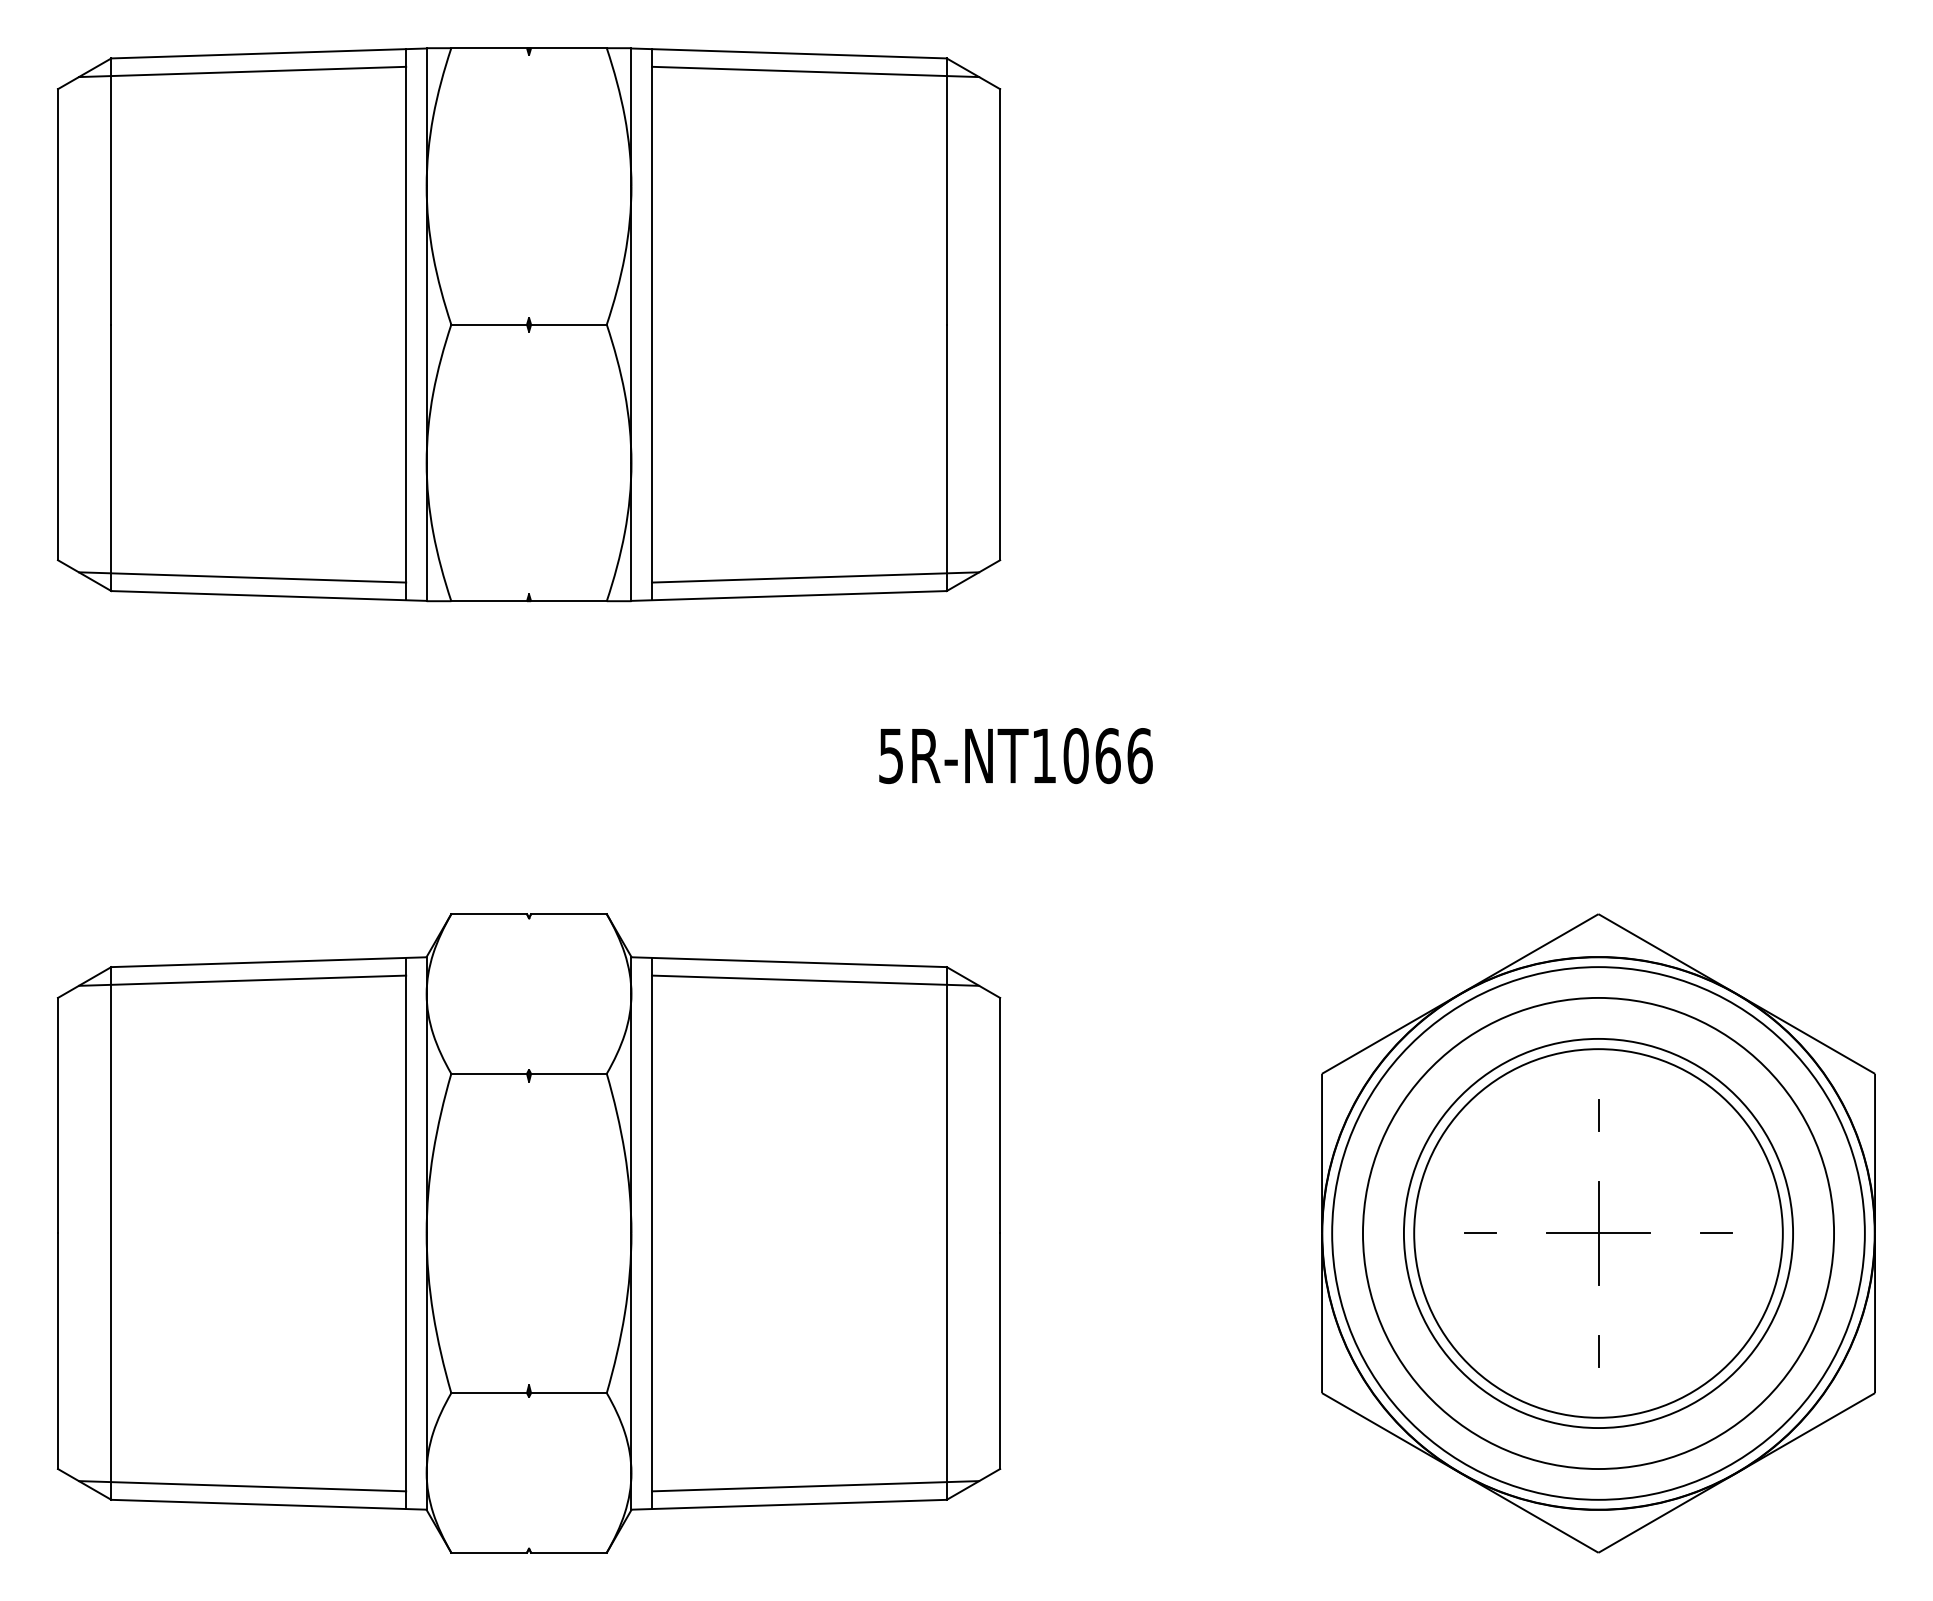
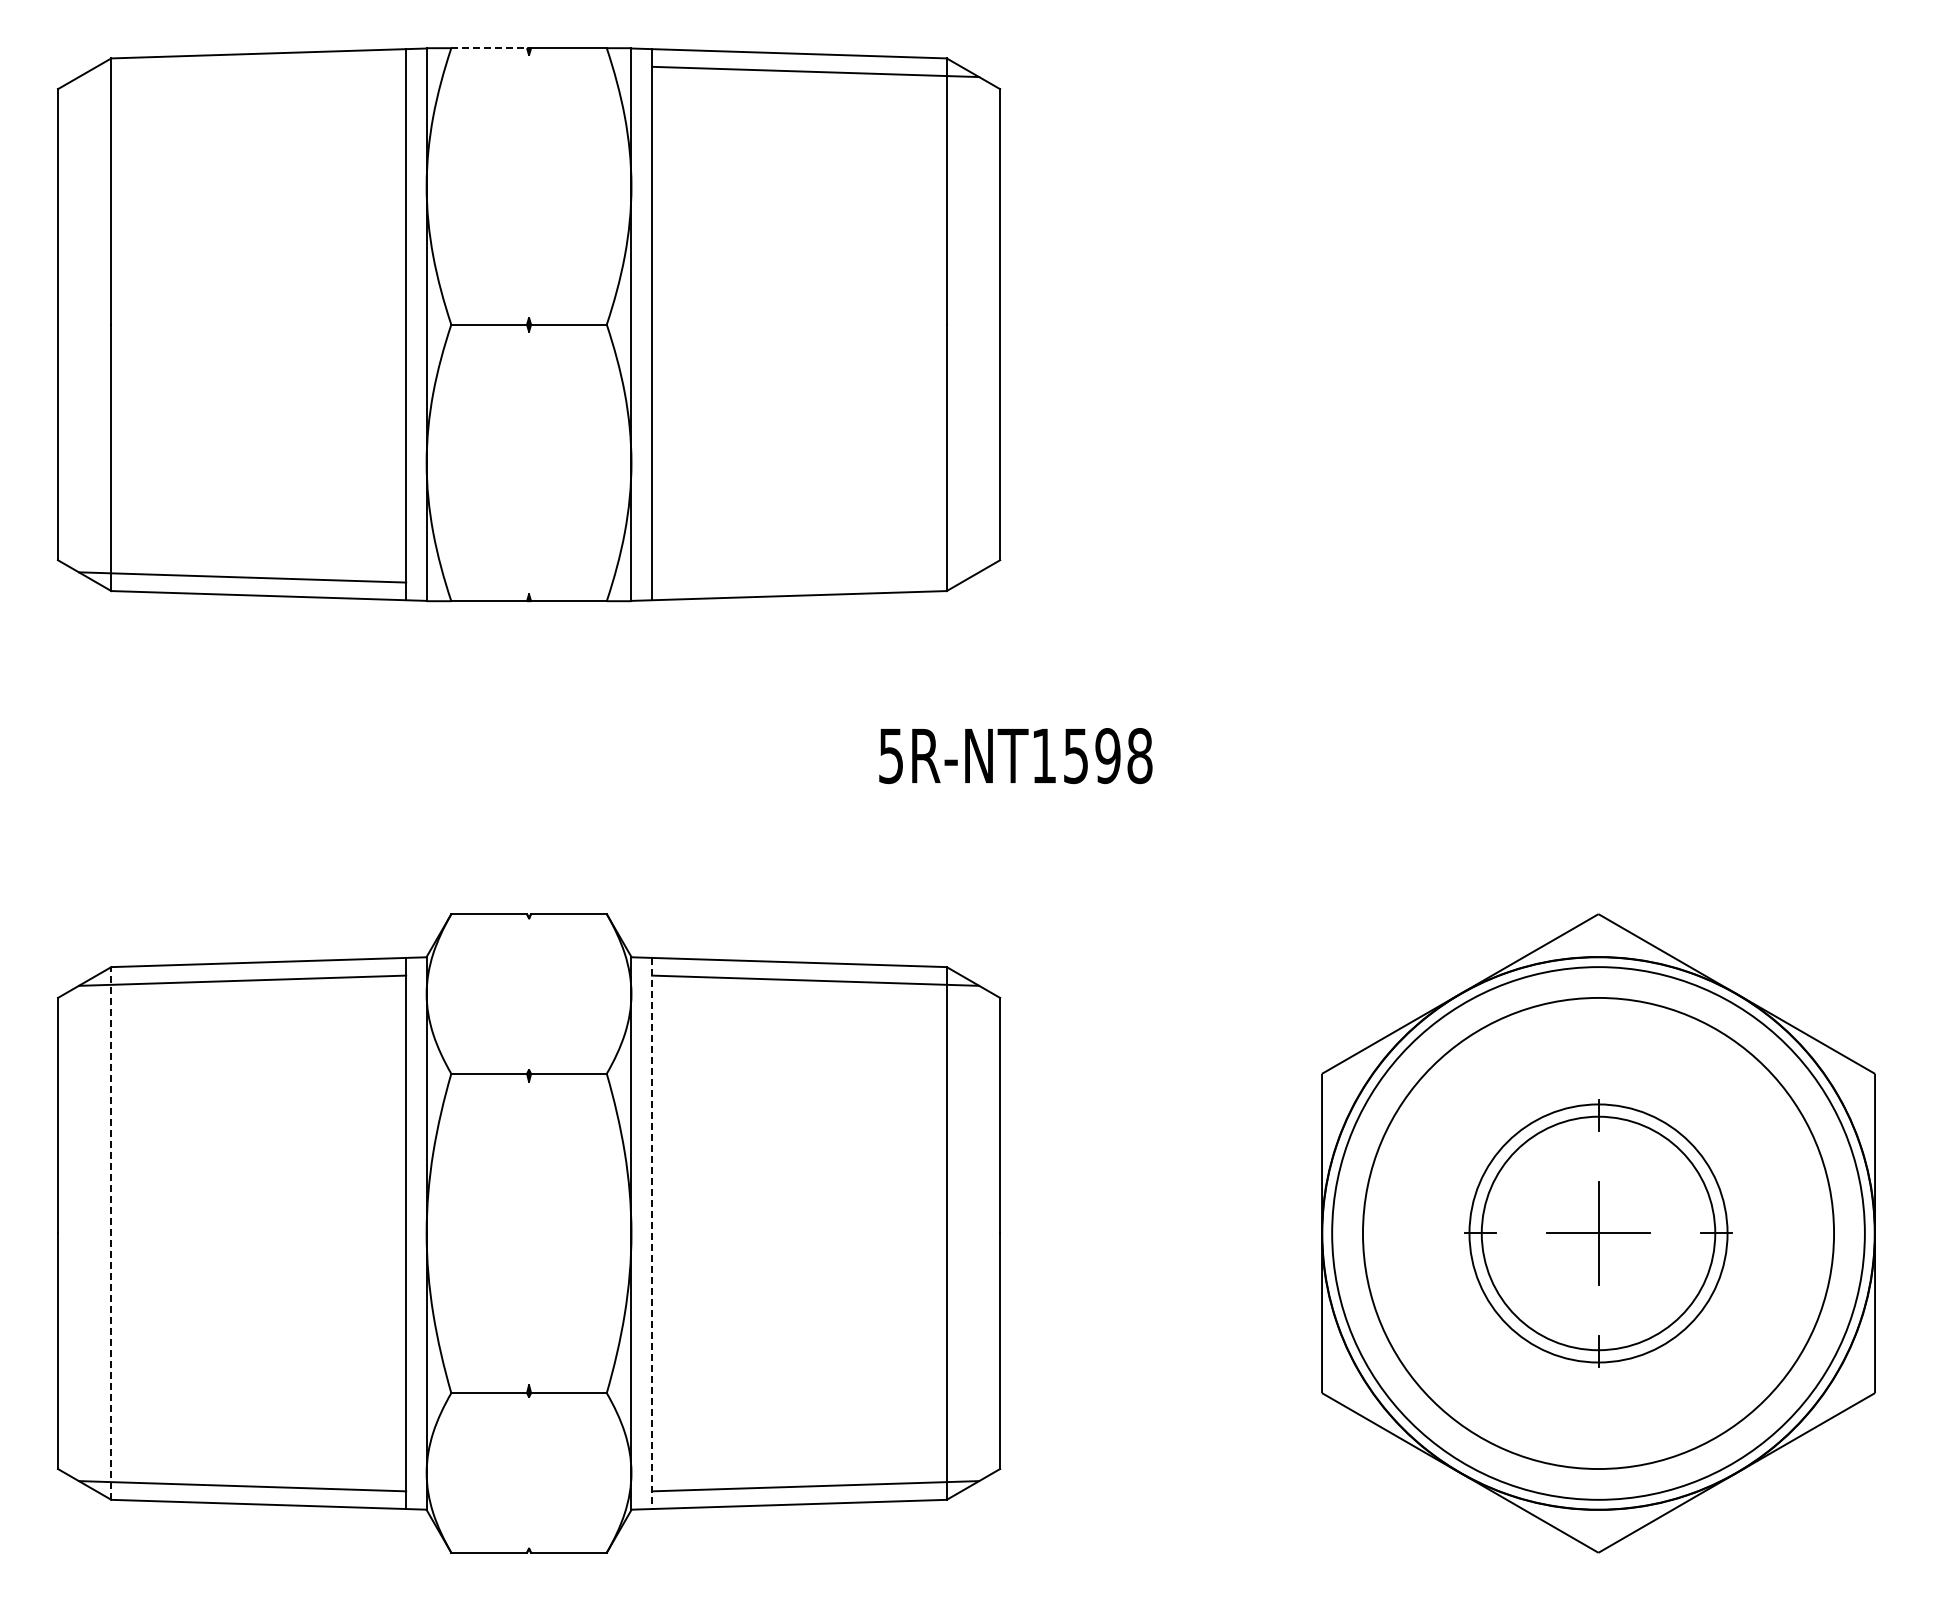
line: solid -> dashed (489, 48)
line: present -> none (242, 71)
line: present -> none (815, 577)
text: 5R-NT1066 -> 5R-NT1598 (1107, 756)
line: solid -> dashed (111, 1232)
line: solid -> dashed (651, 1233)
circle diameter: 369 px -> 258 px (1598, 1233)
circle diameter: 389 px -> 233 px (1598, 1233)
